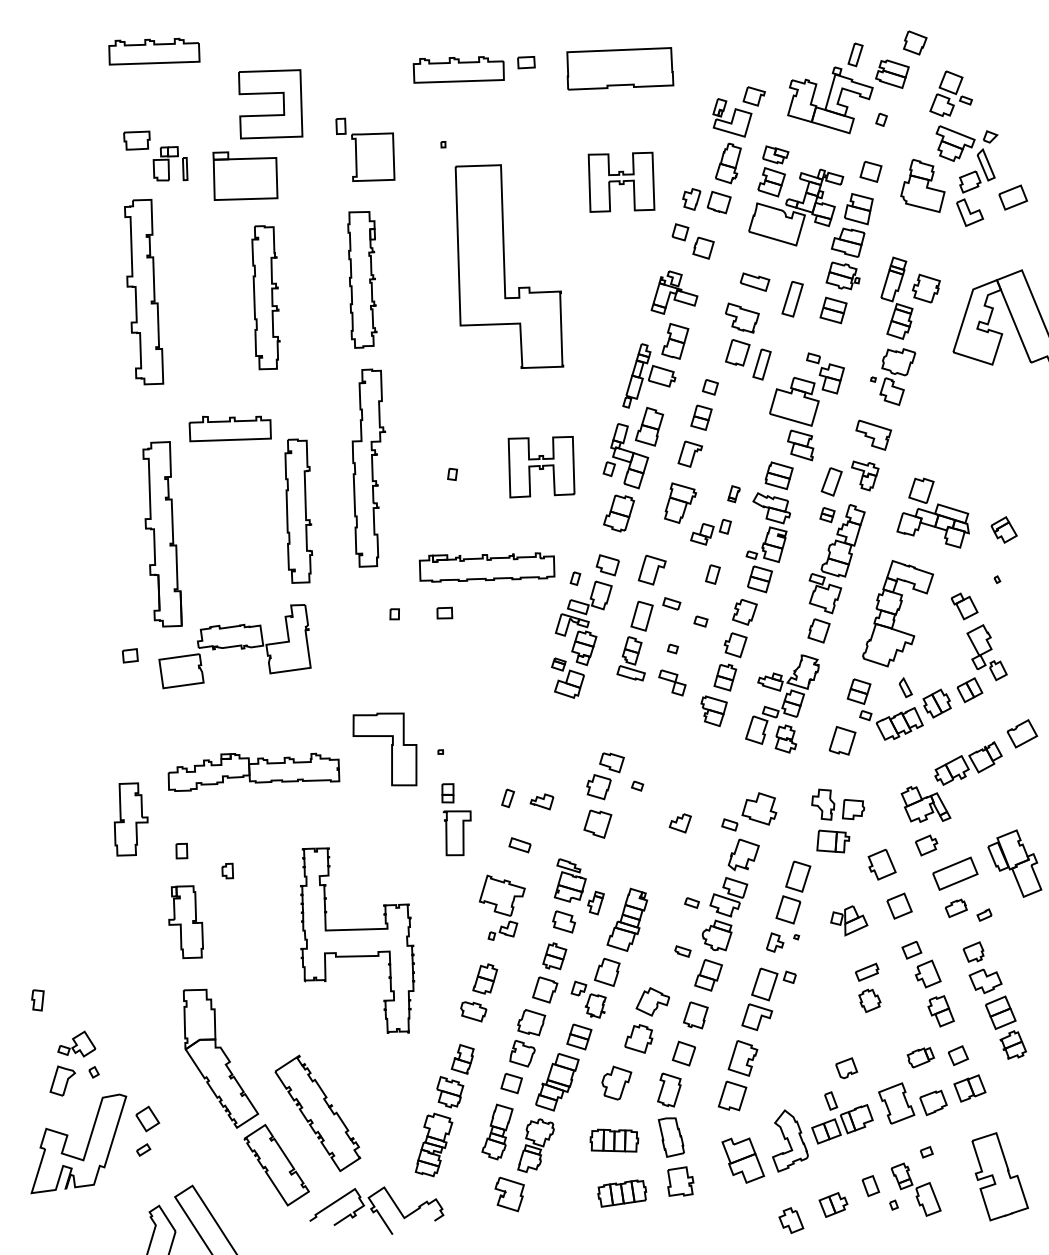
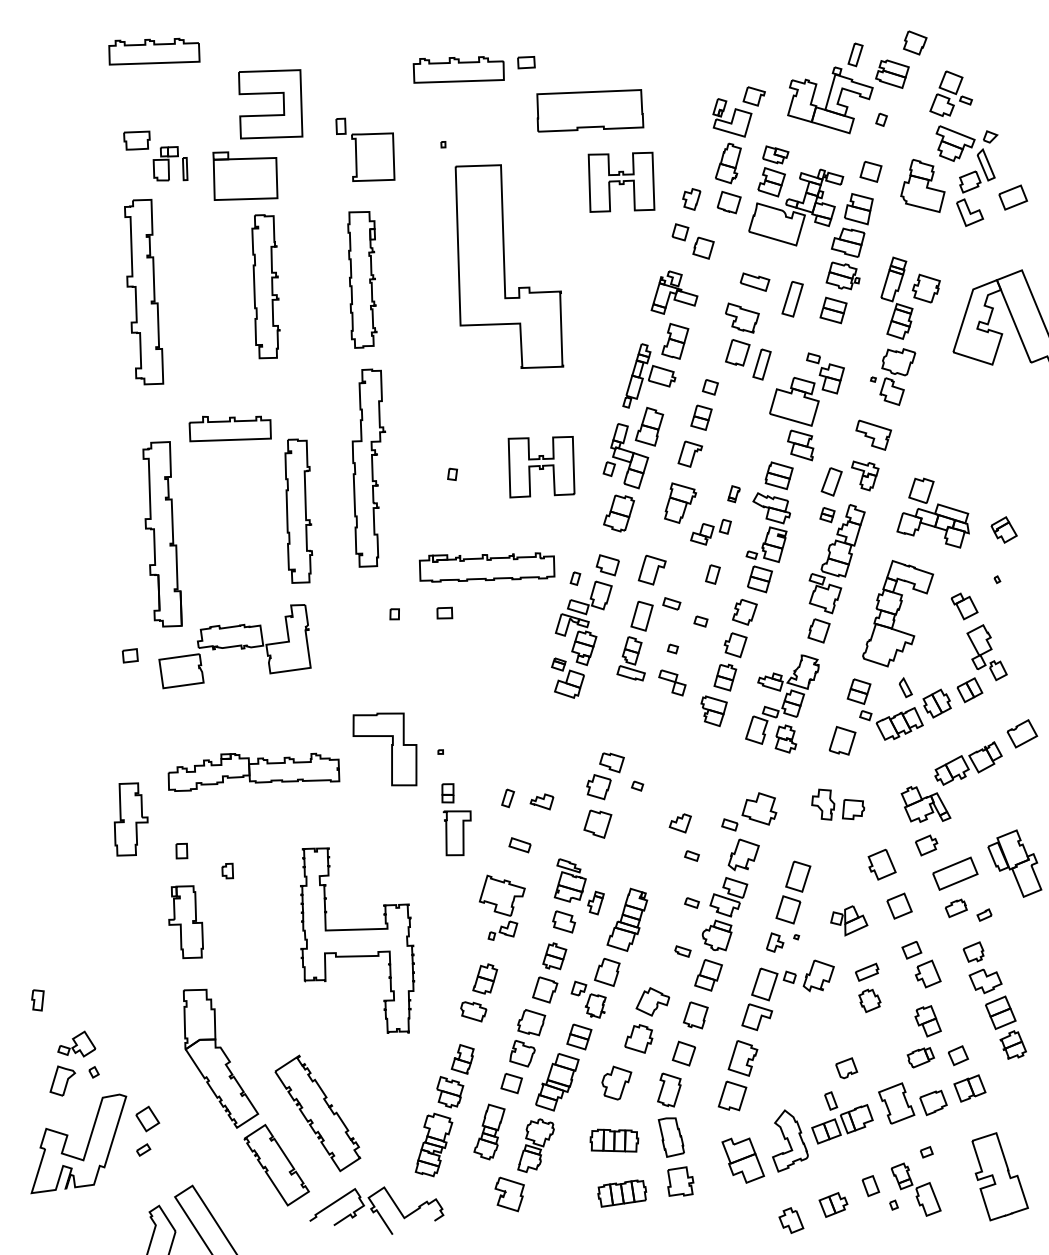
part position: (620, 68) -> (590, 110) (590, 110)
part position: (718, 202) -> (728, 202) (728, 202)
part position: (265, 297) -> (265, 286) (265, 286)
part: present -> none (833, 841)
part: none -> present (691, 855)
part: none -> present (818, 975)
part position: (940, 1011) -> (927, 1021) (927, 1021)
part position: (497, 1131) -> (489, 1131) (489, 1131)
